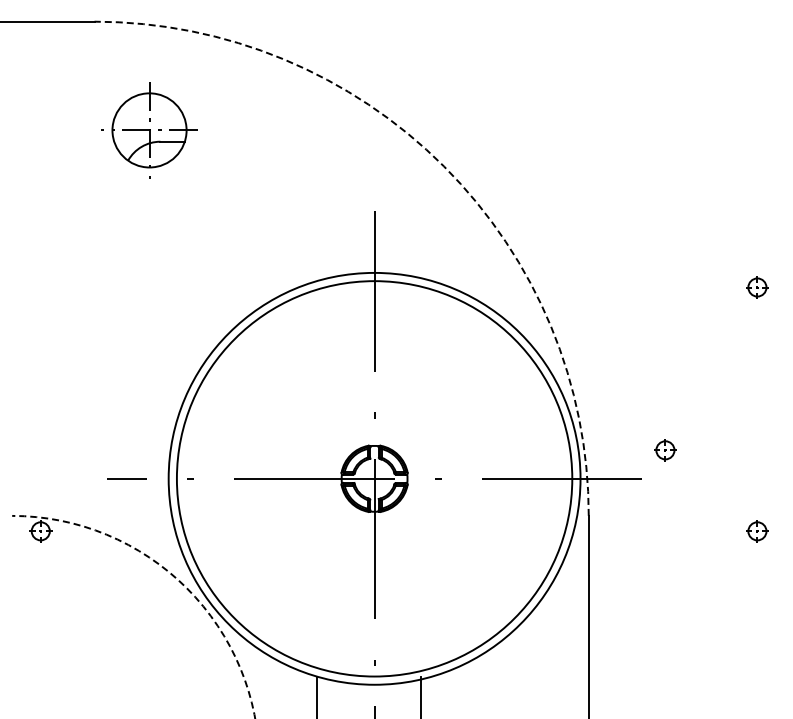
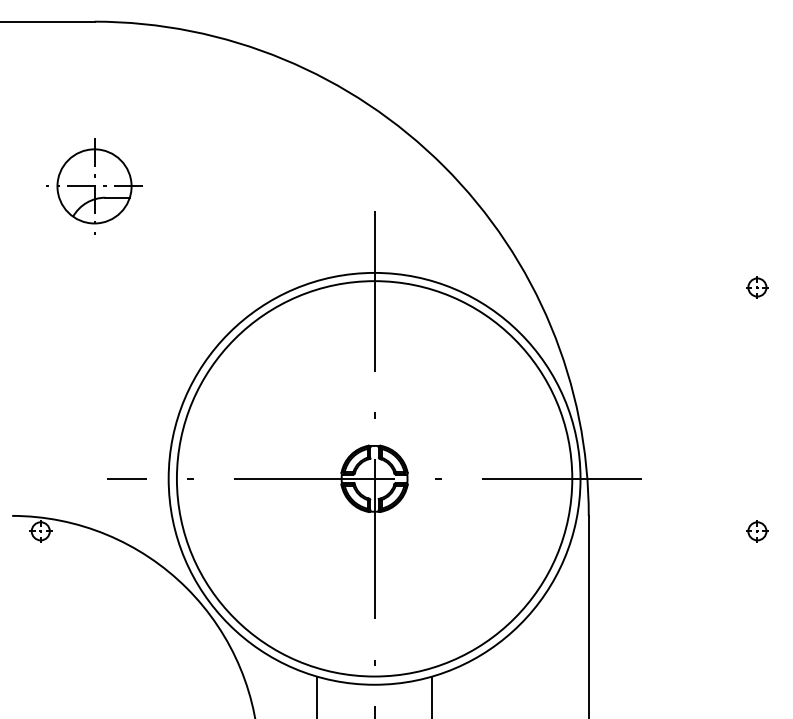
part position: (149, 130) -> (94, 186) (94, 186)
arc: dashed -> solid (444, 166)
part: present -> none (665, 450)
arc: dashed -> solid (170, 573)
line position: (421, 695) -> (432, 695) (432, 695)
